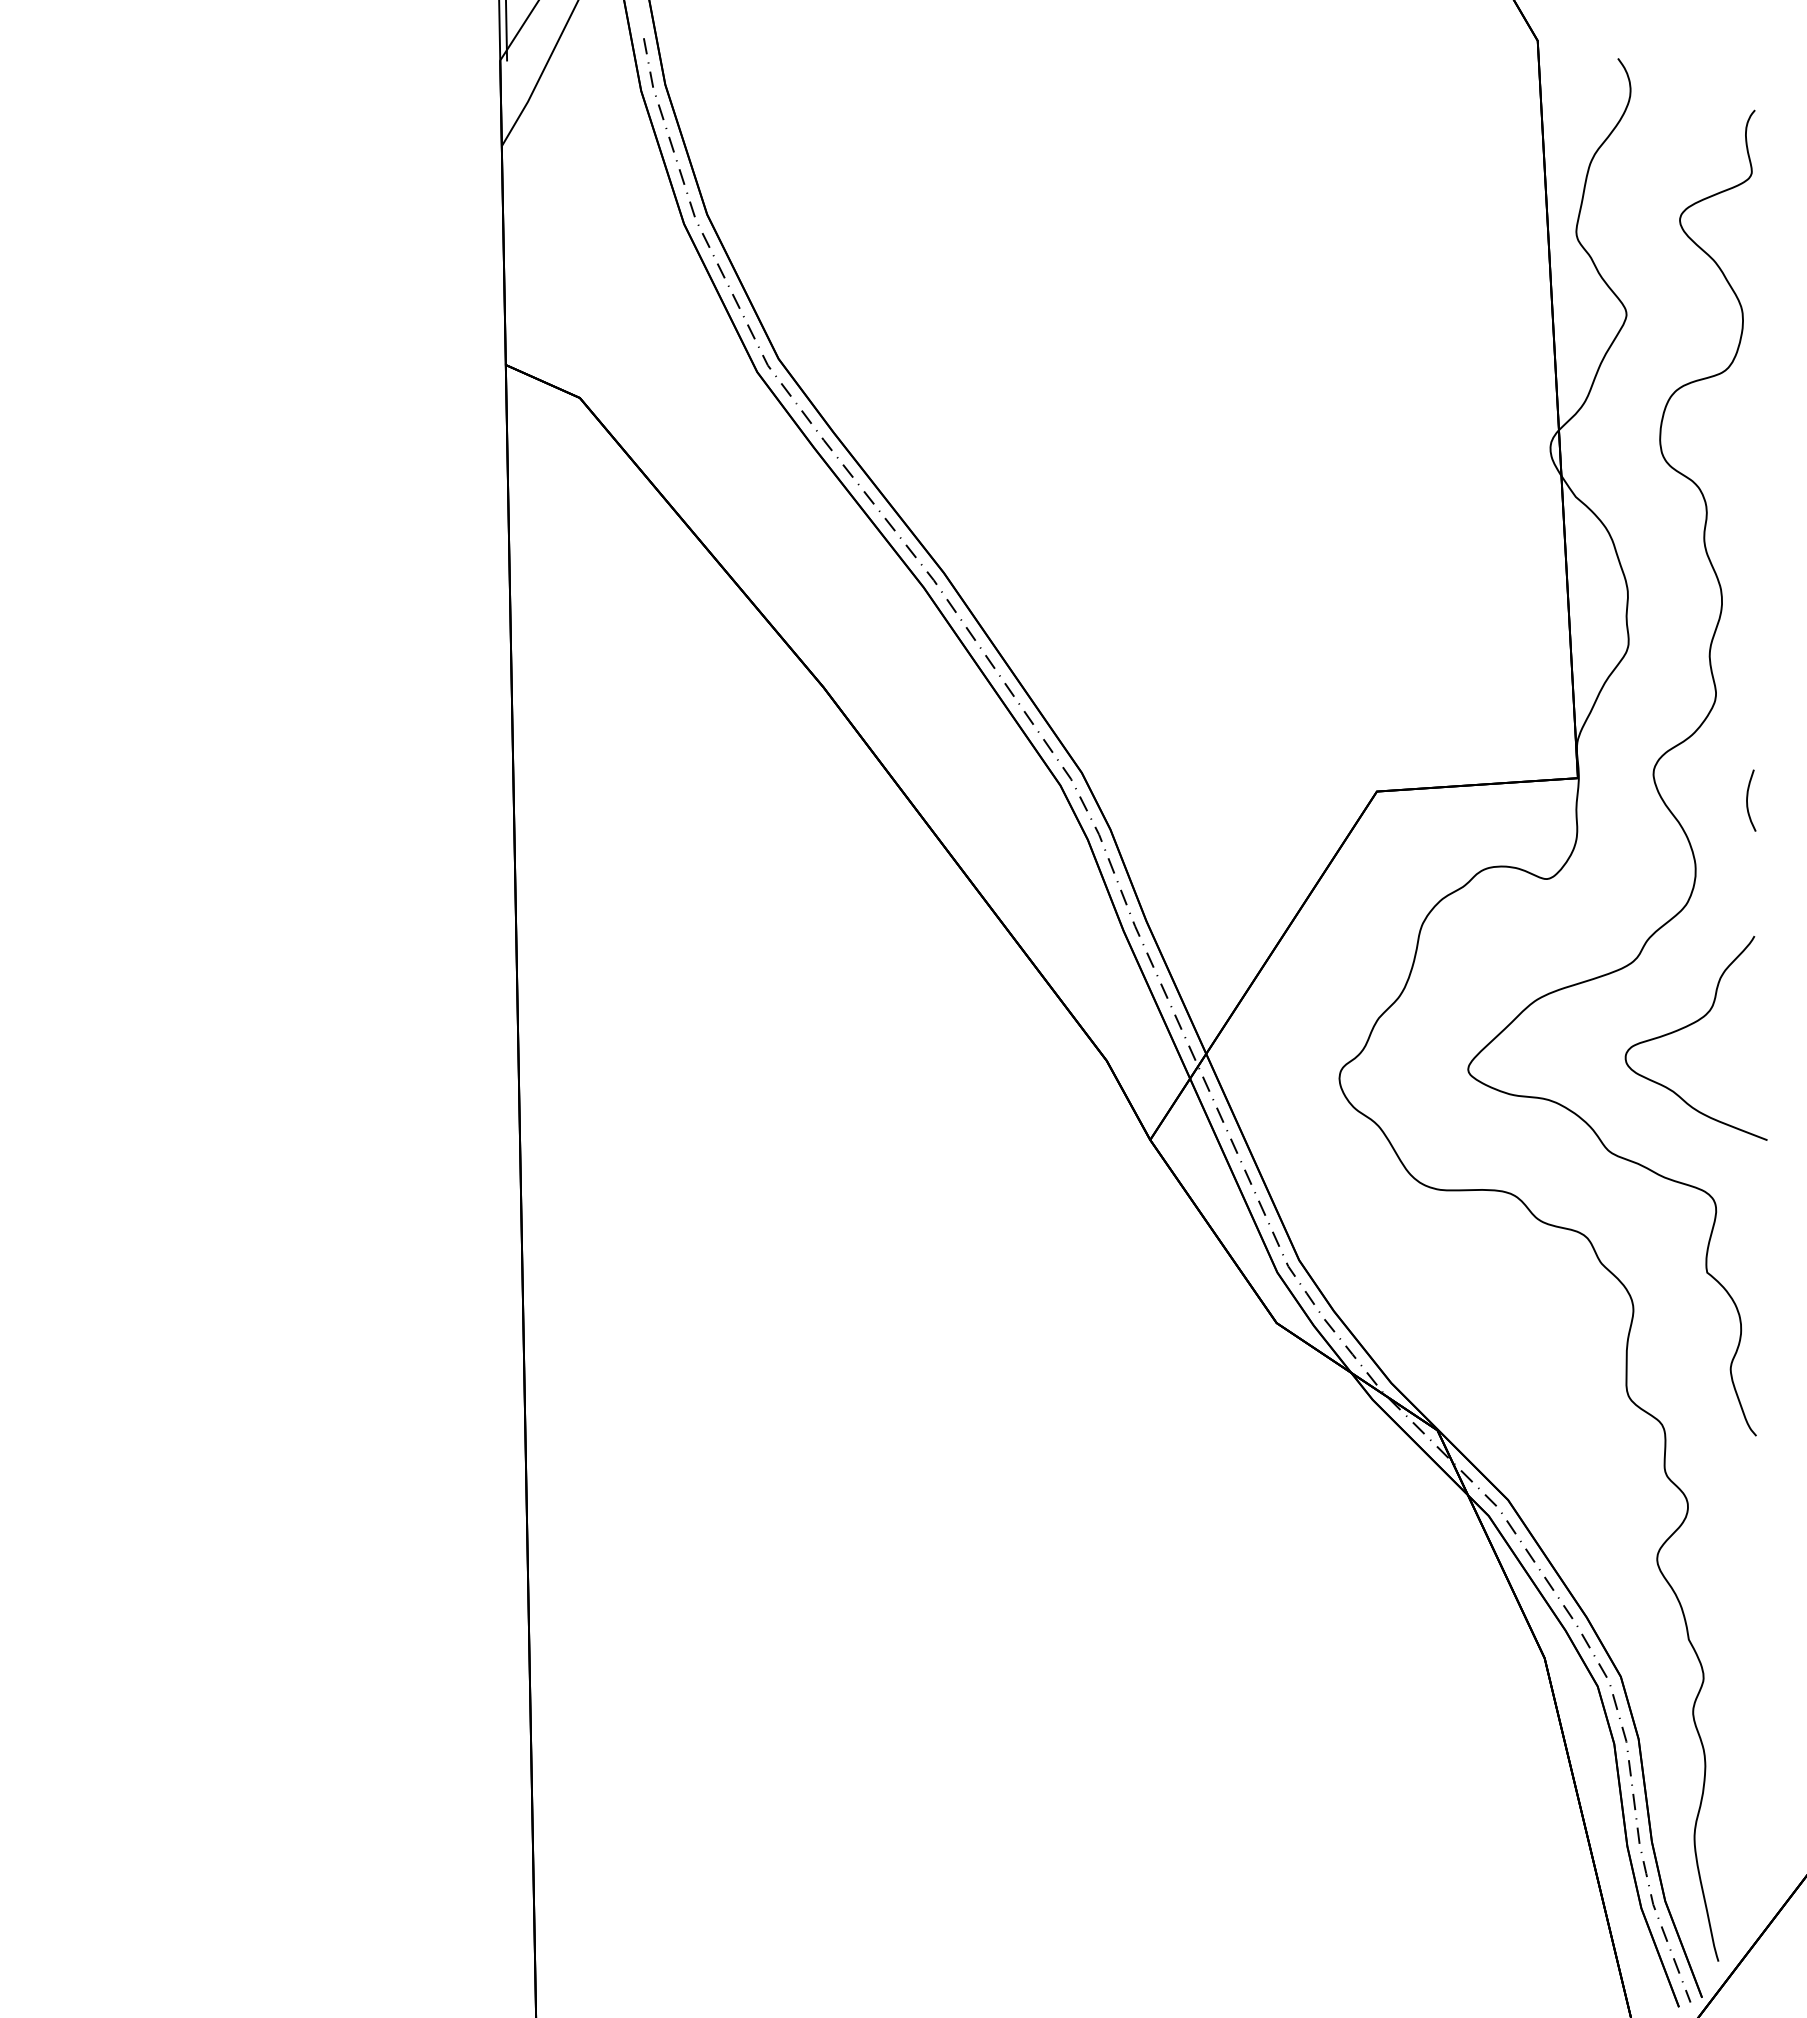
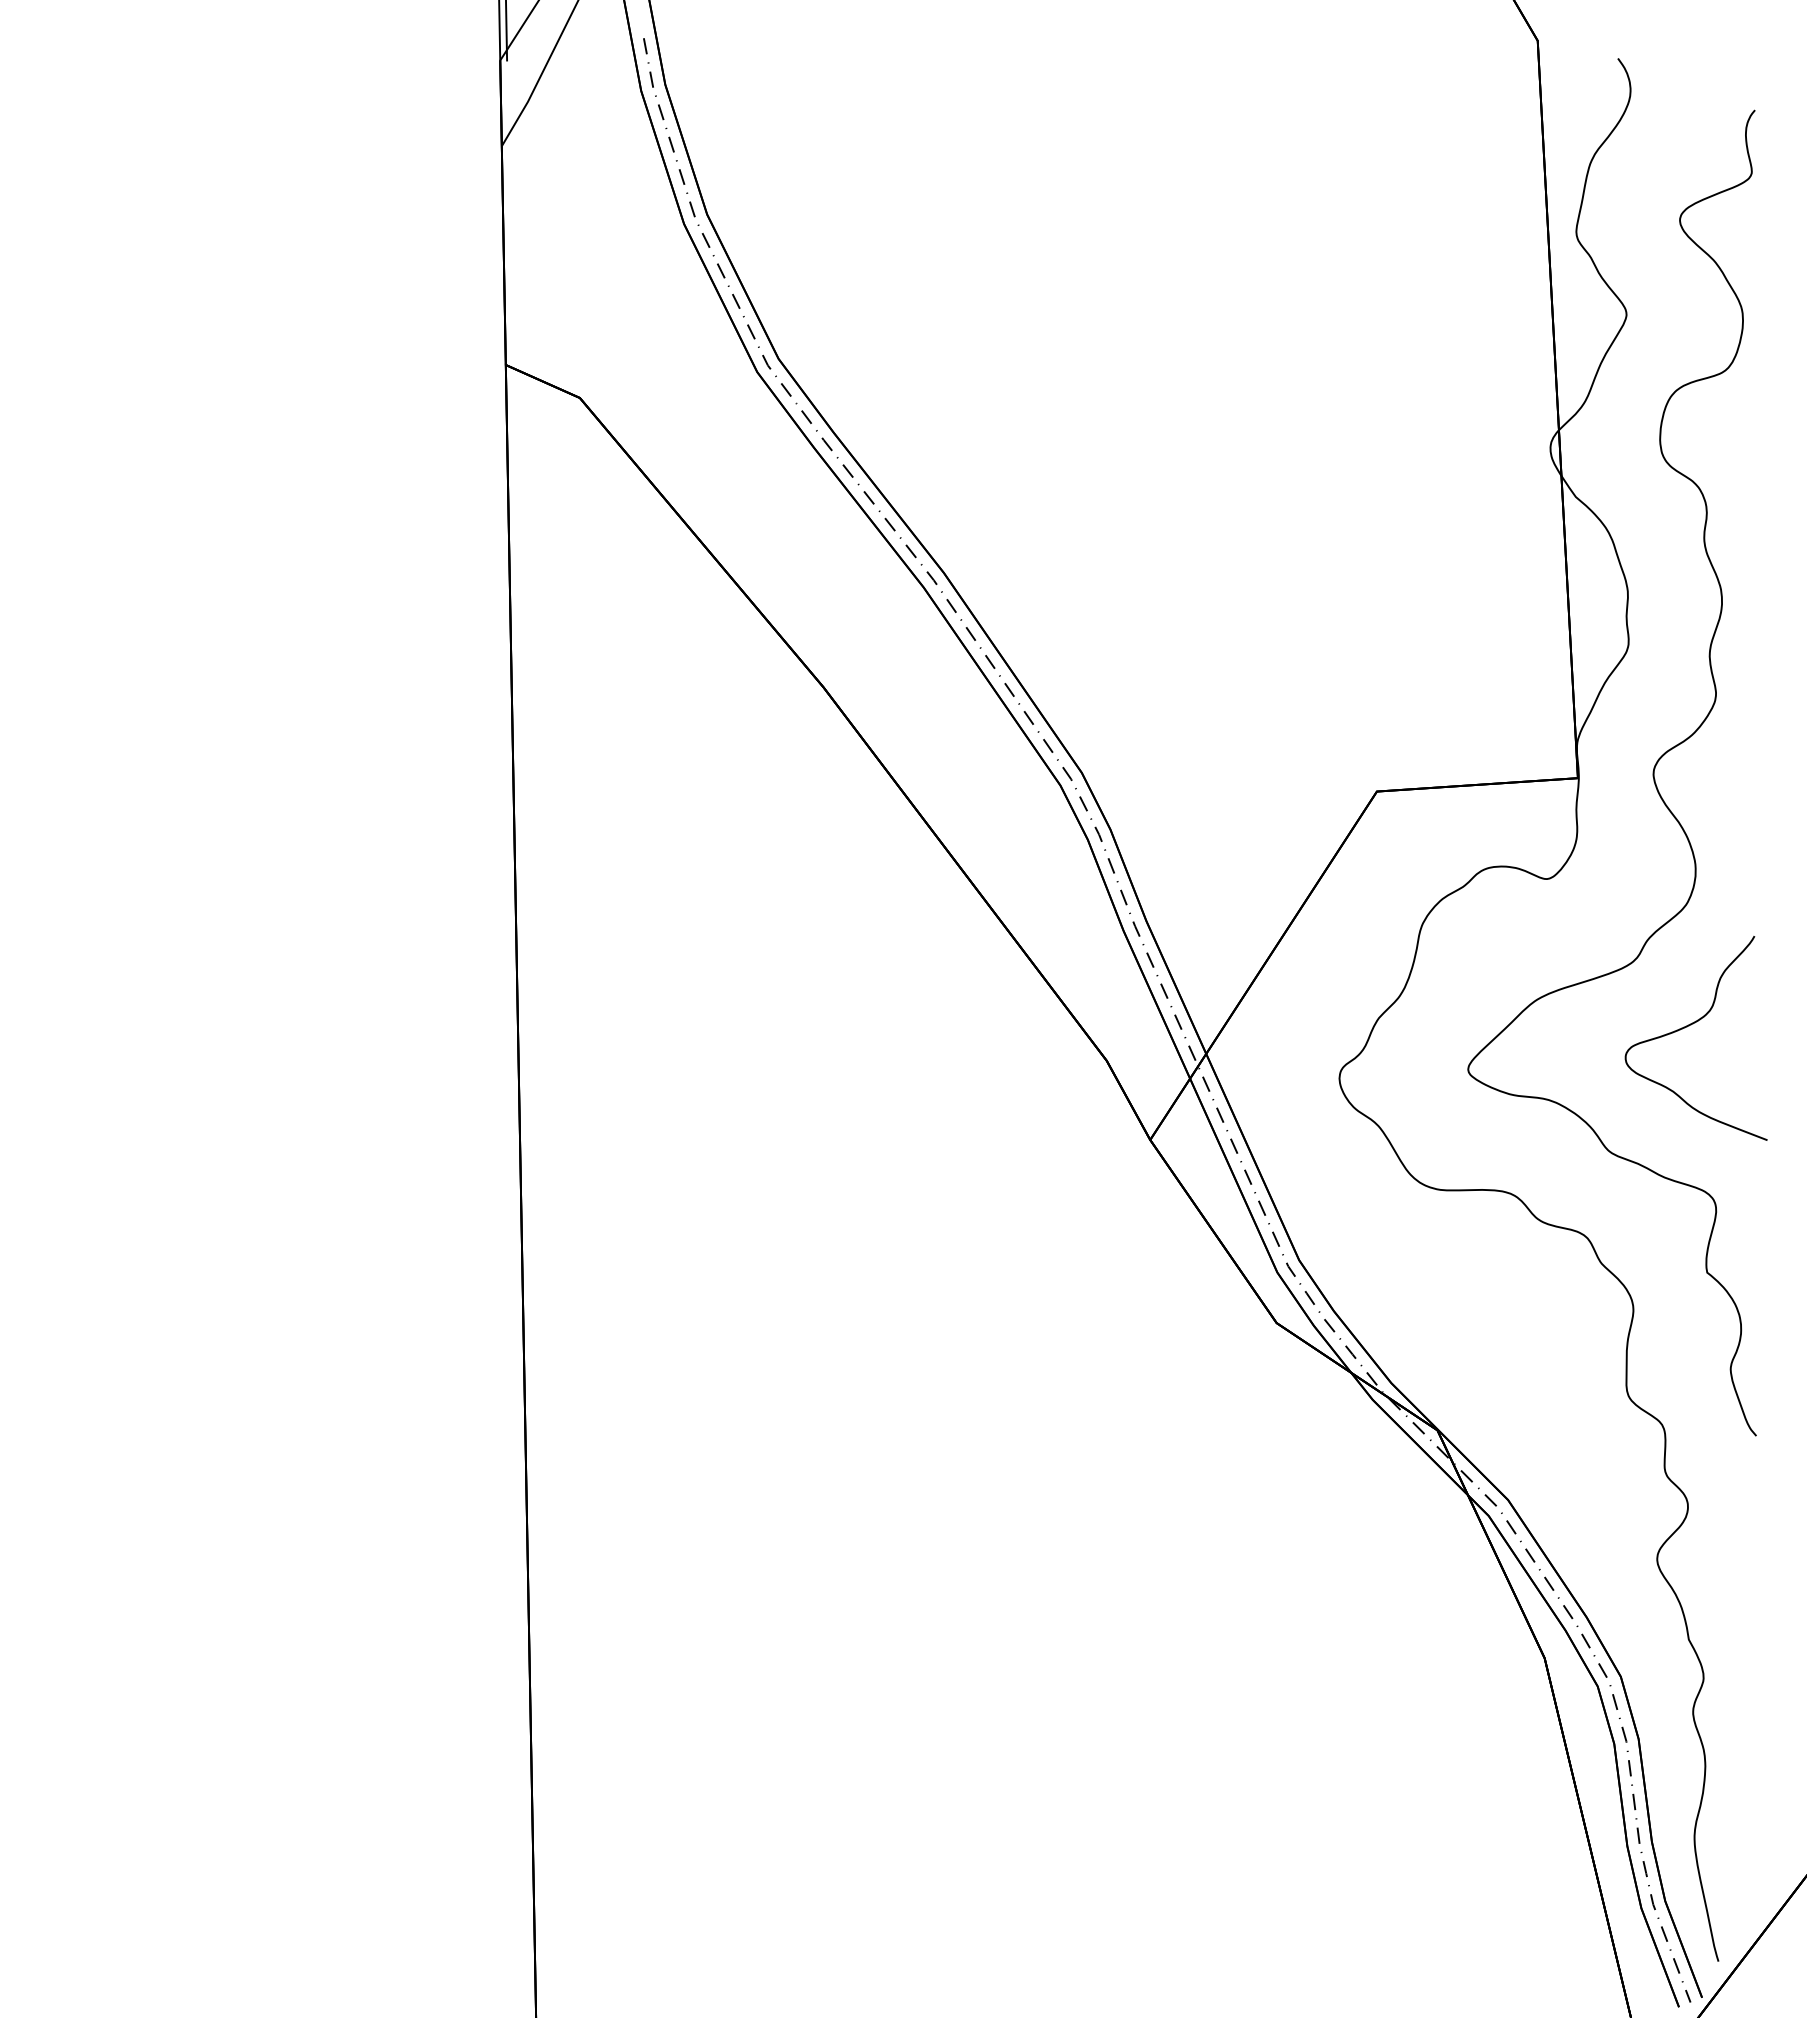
curve: present -> none (1747, 800)
